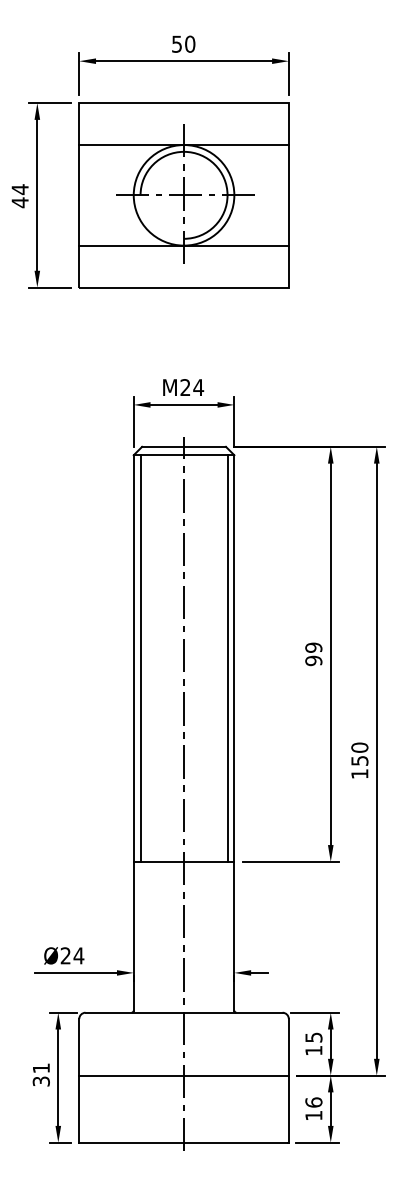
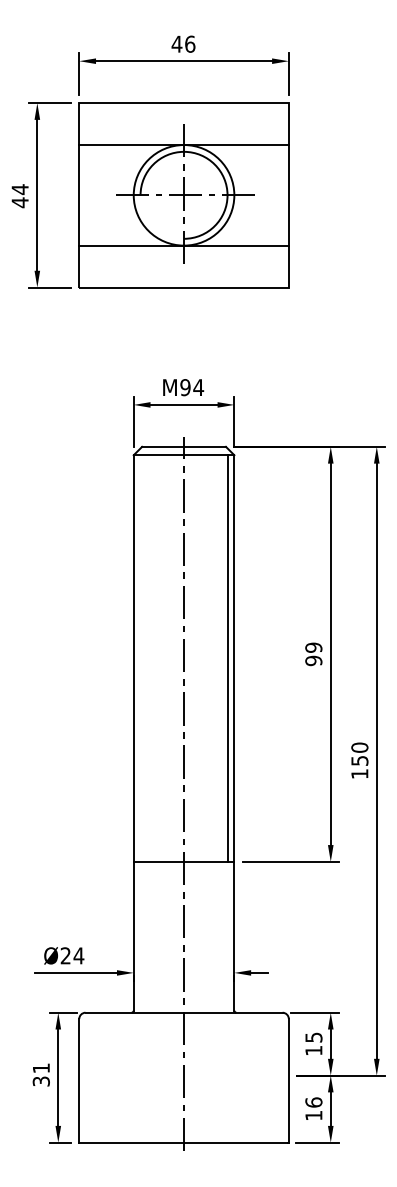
text: 50 -> 46 (183, 43)
text: 24 -> 94 (185, 387)
line: present -> none (140, 658)
line: present -> none (183, 1075)
